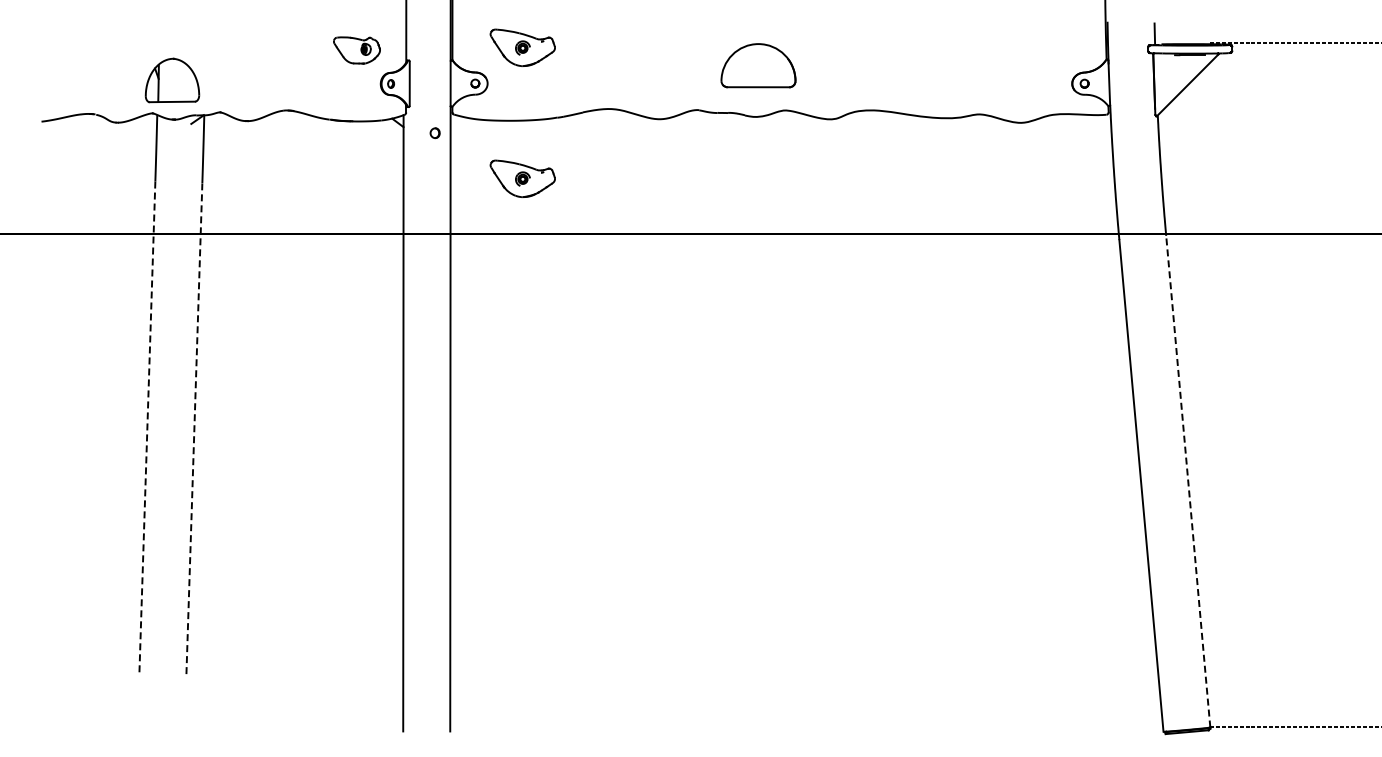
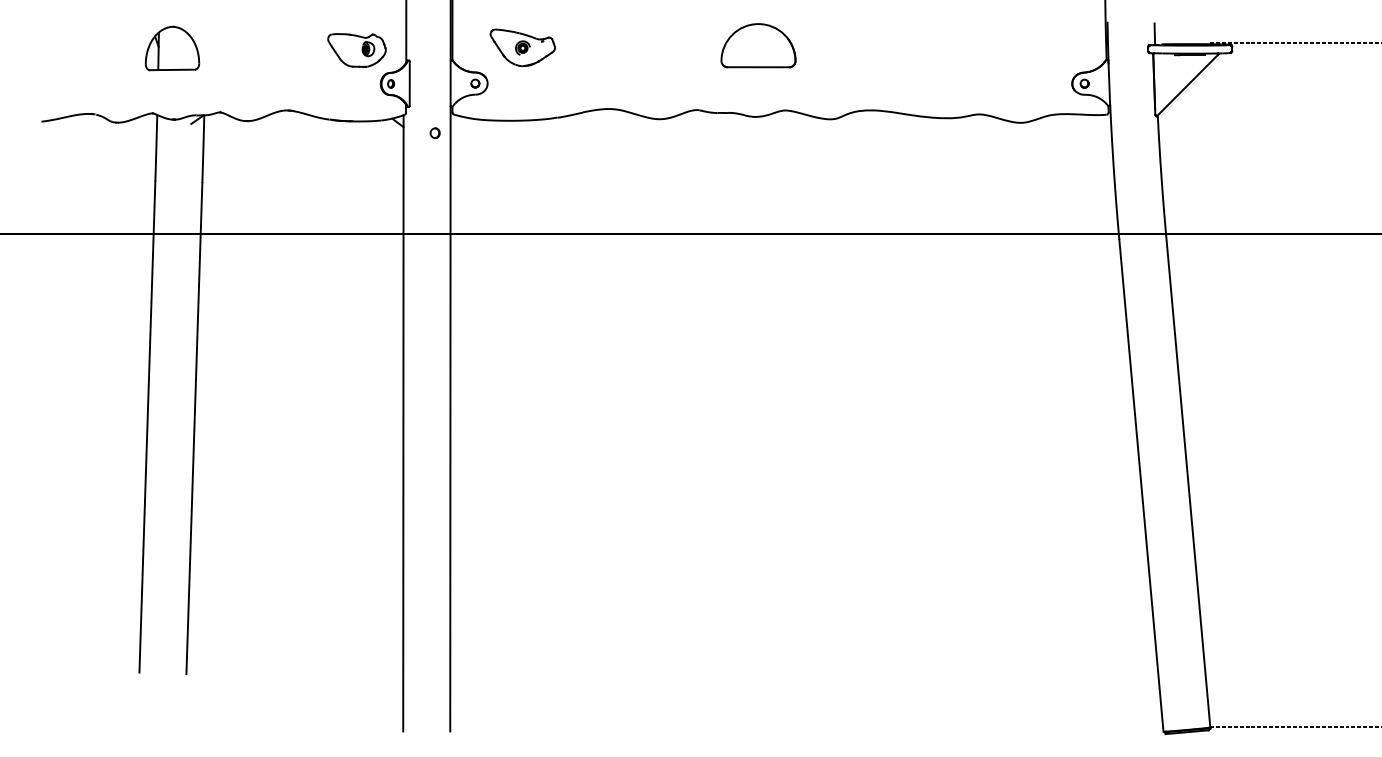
part size: 48x29 px -> 60x35 px (356, 50)
part position: (758, 65) -> (758, 45) (758, 45)
part position: (172, 80) -> (172, 48) (172, 48)
part: present -> none (522, 178)
line: dashed -> solid (147, 427)
line: dashed -> solid (194, 428)
line: dashed -> solid (1188, 481)
